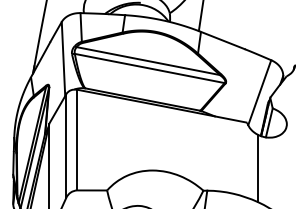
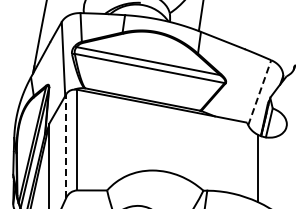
line: solid -> dashed (259, 92)
line: solid -> dashed (66, 145)
